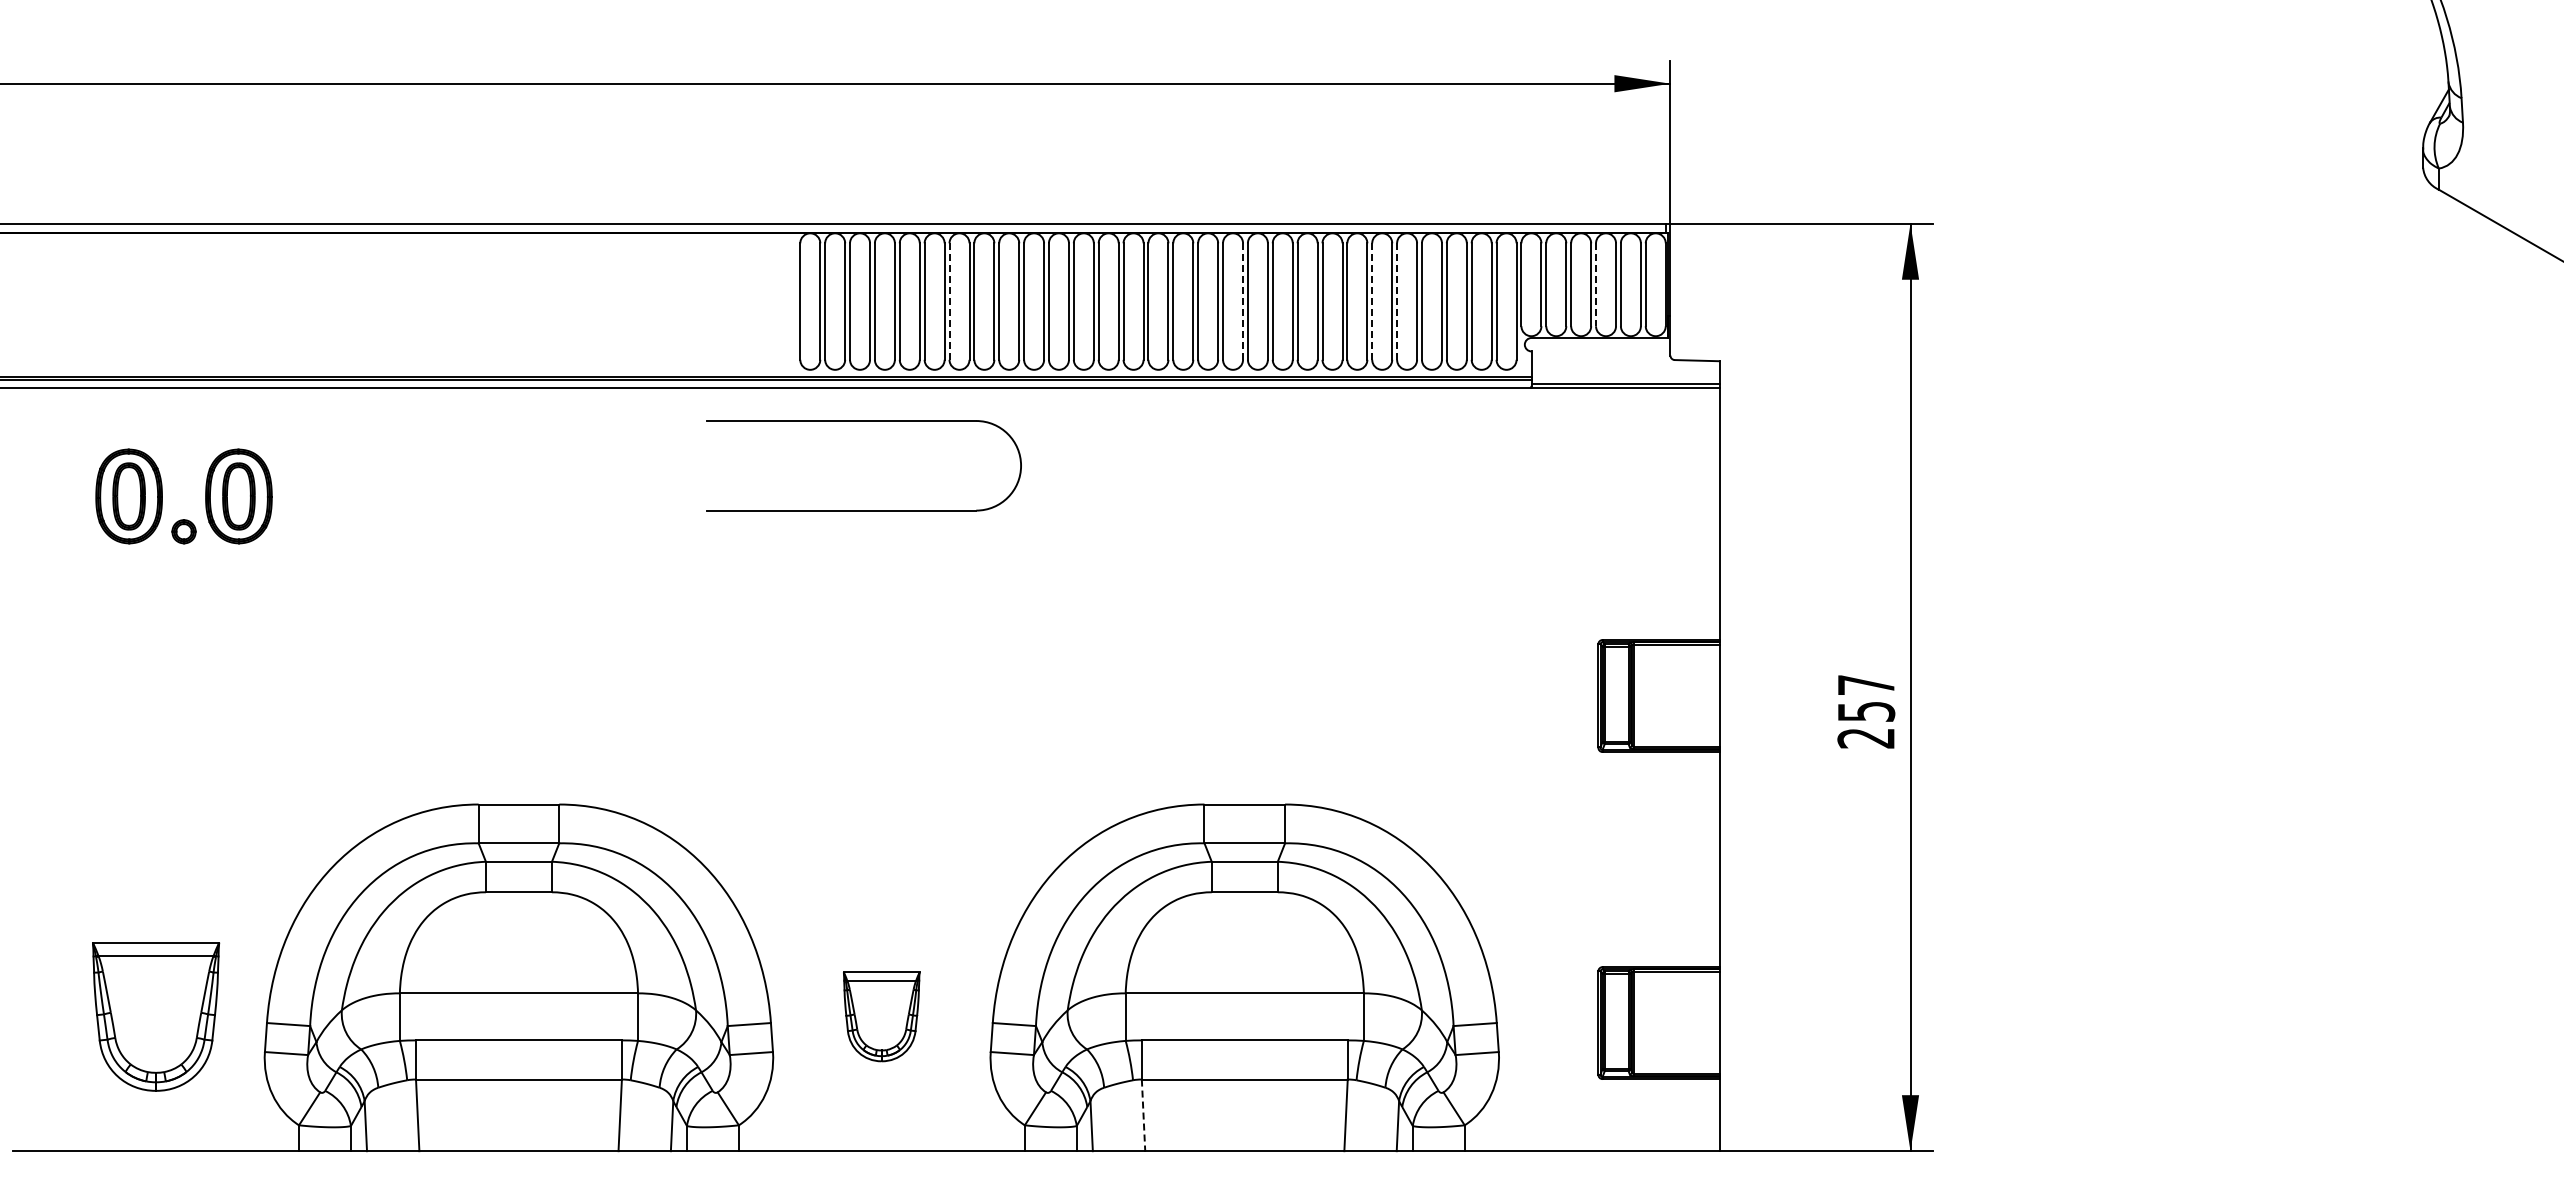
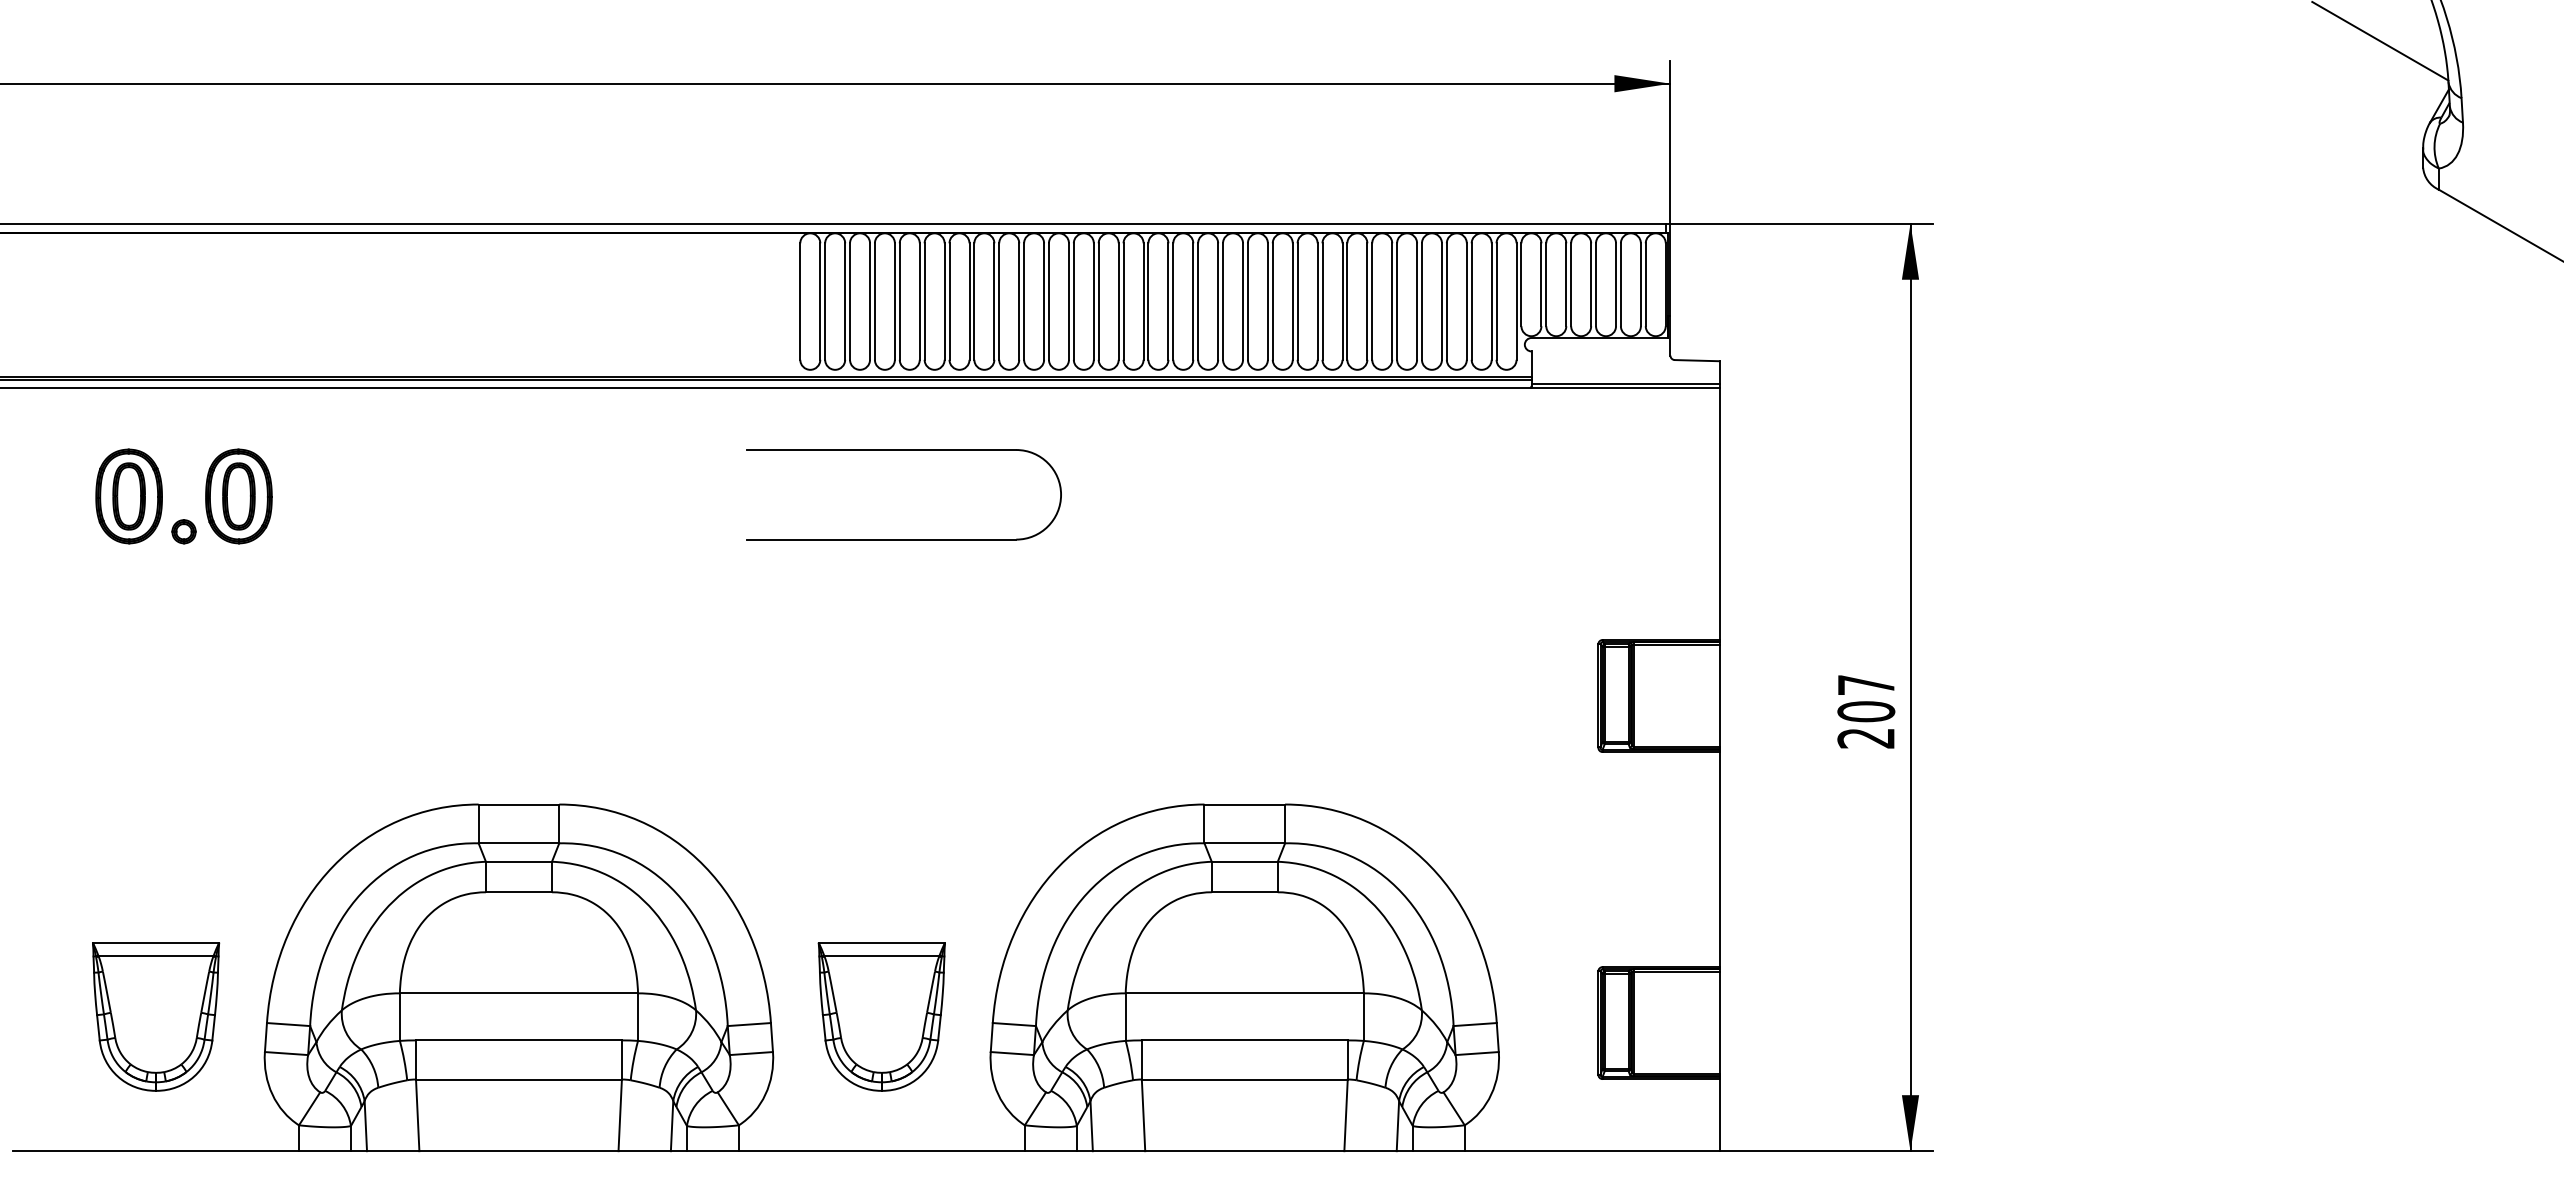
line: none -> present (2380, 41)
line: dashed -> solid (1596, 285)
line: dashed -> solid (1243, 301)
line: dashed -> solid (949, 302)
line: dashed -> solid (1372, 302)
line: dashed -> solid (1397, 302)
part position: (863, 421) -> (903, 450) (903, 450)
text: 257 -> 207 (1866, 711)
part size: 78x92 px -> 129x150 px (881, 1016)
line: dashed -> solid (1143, 1115)
